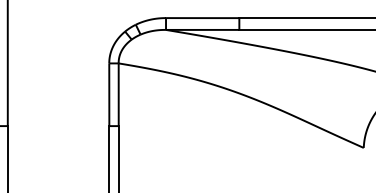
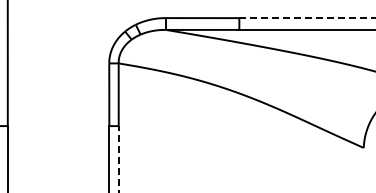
line: solid -> dashed (307, 18)
line: solid -> dashed (118, 159)
